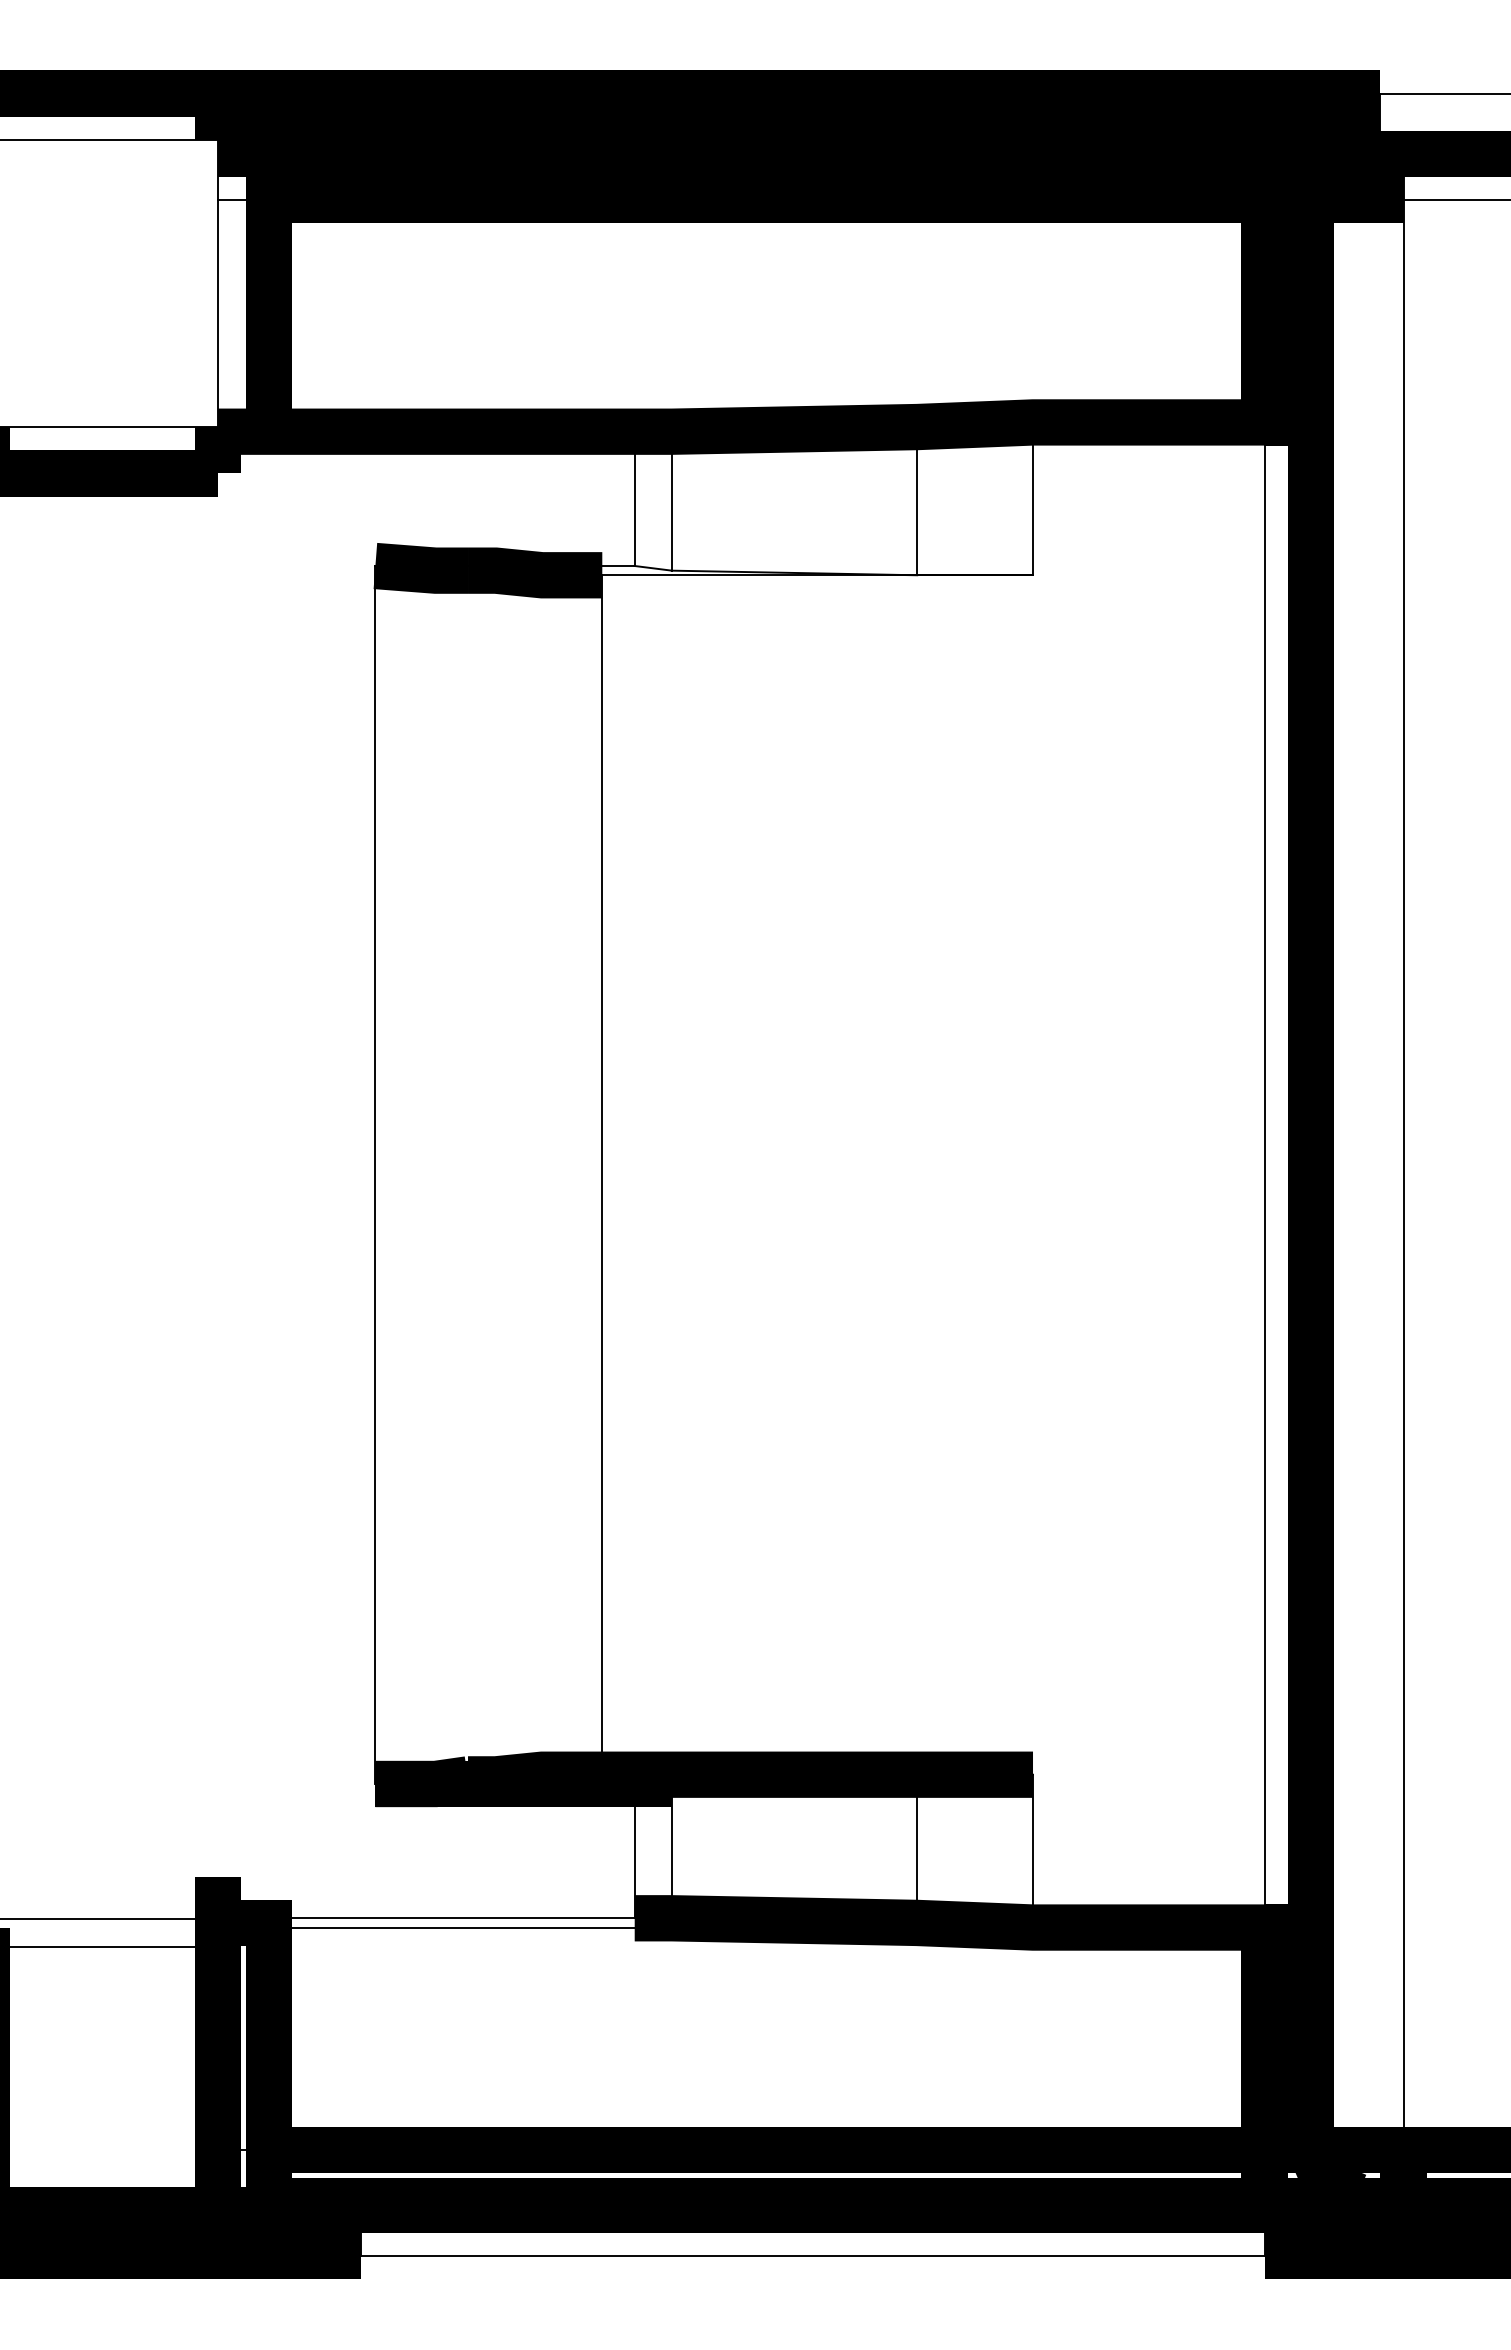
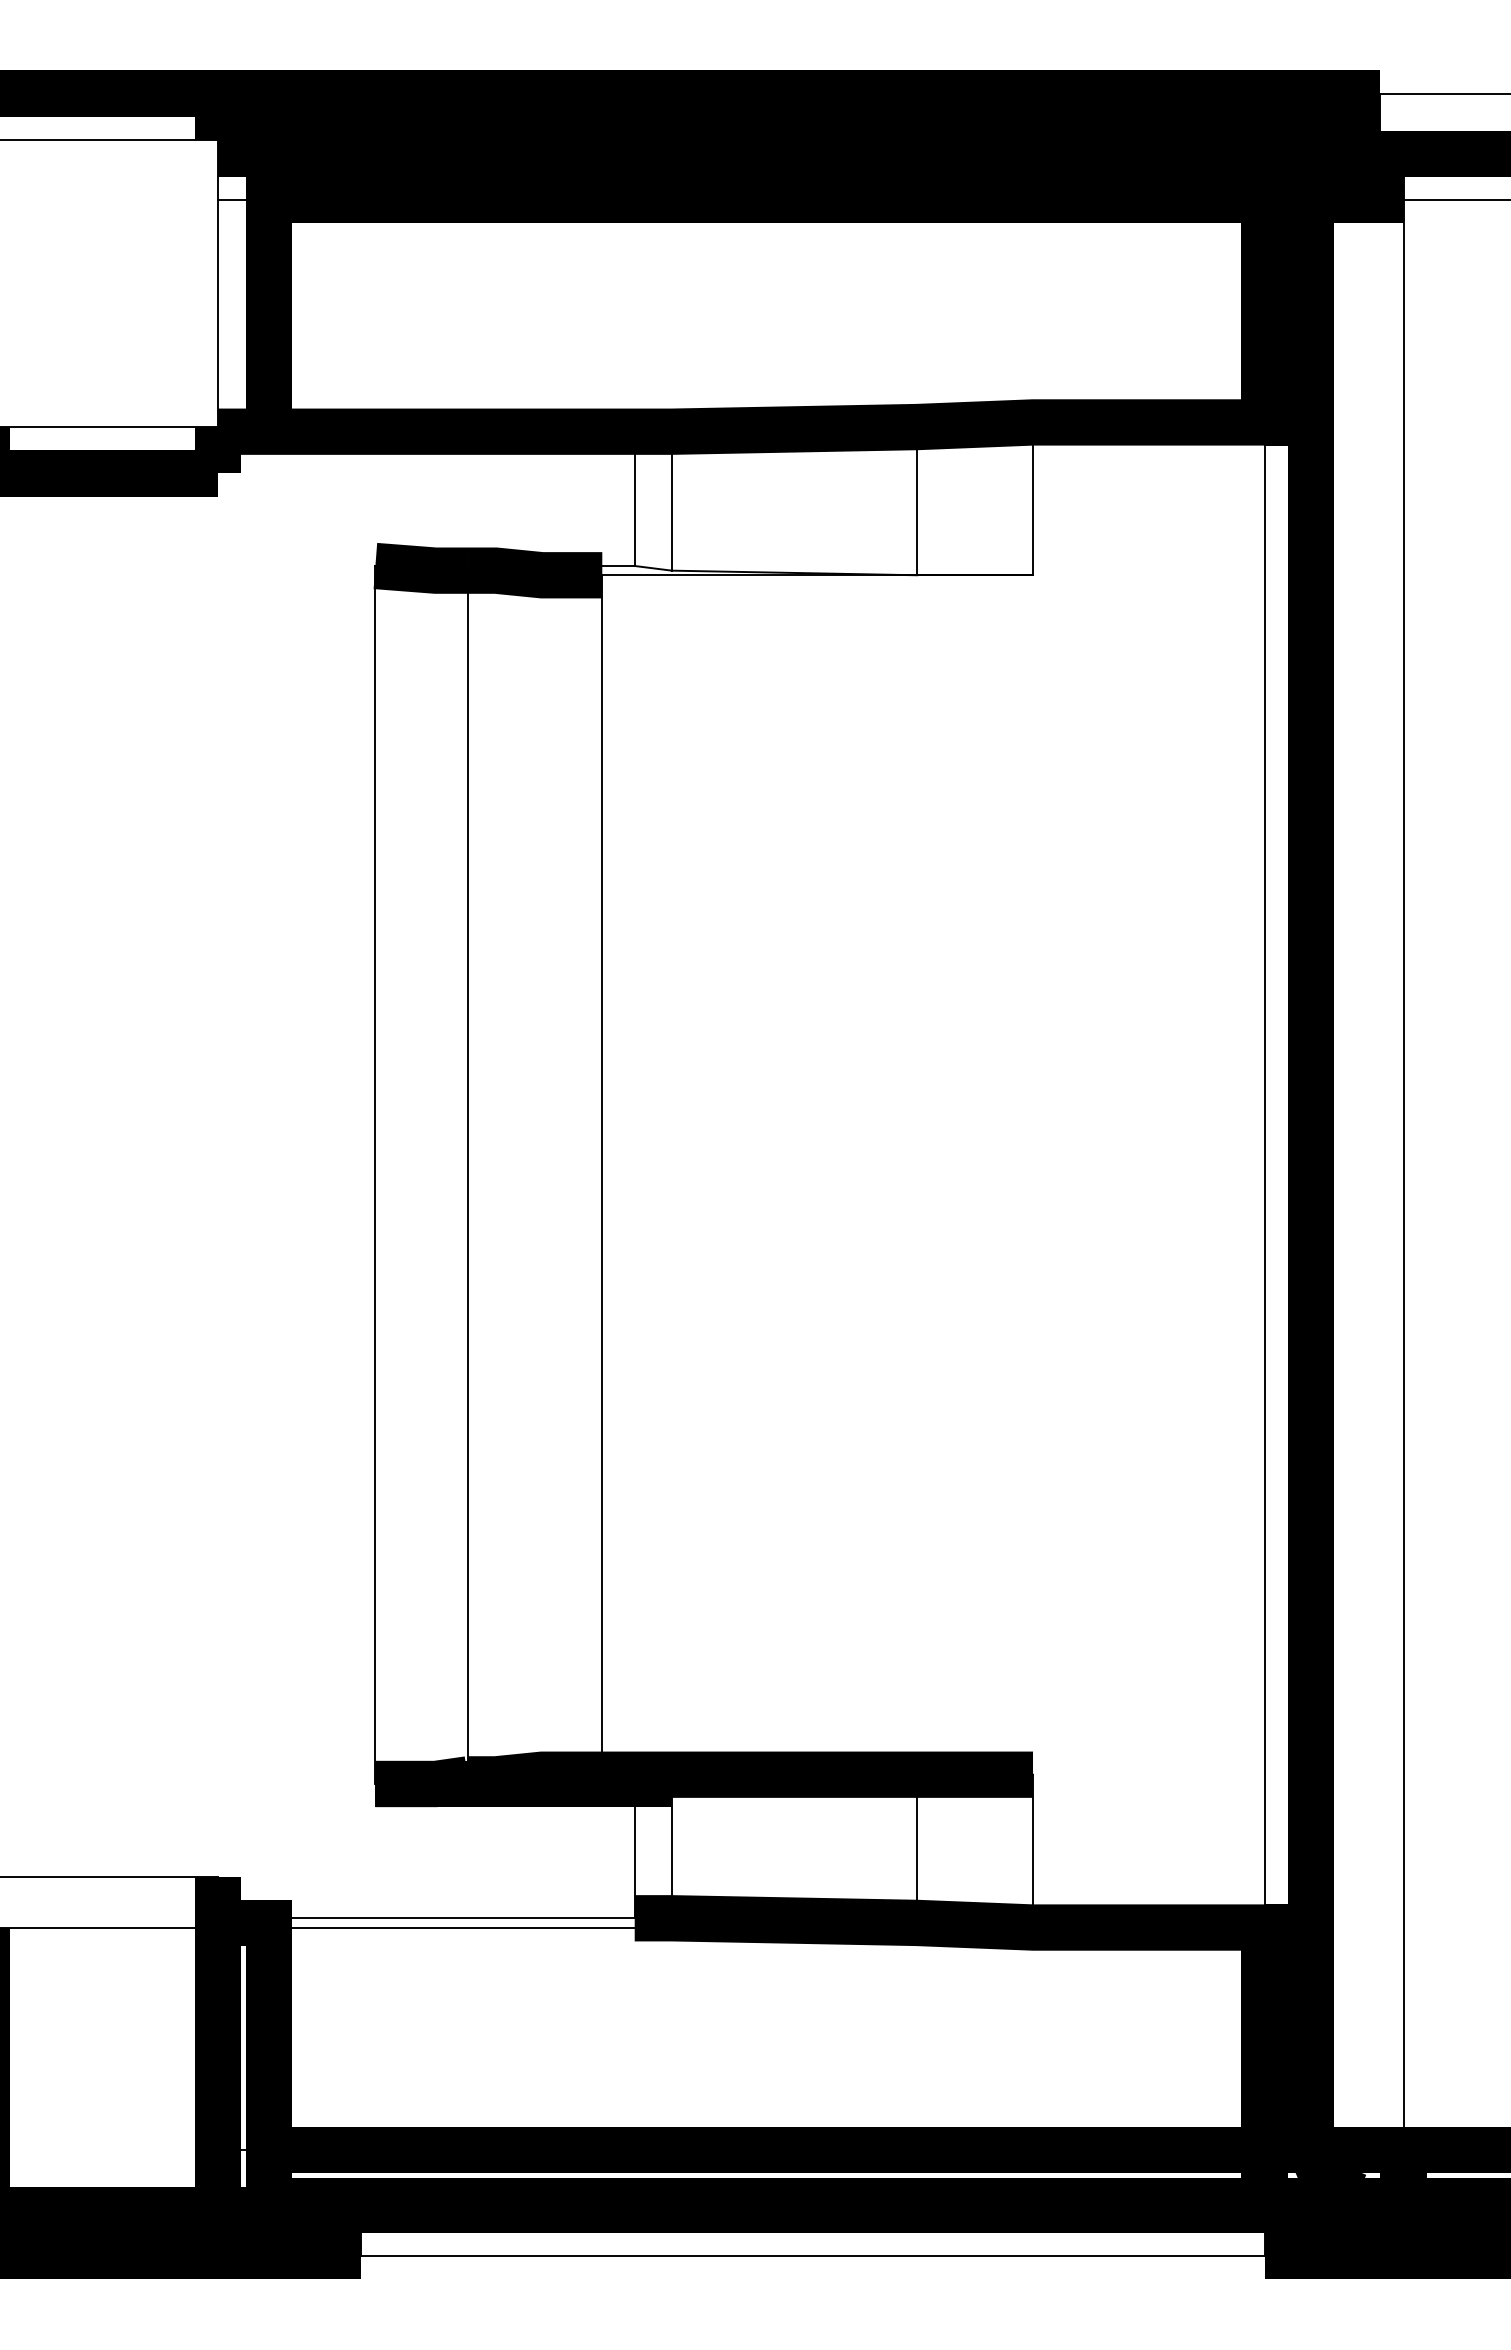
line: none -> present (468, 1174)
line position: (109, 1918) -> (109, 1876) (109, 1876)
line position: (109, 1946) -> (109, 1927) (109, 1927)
